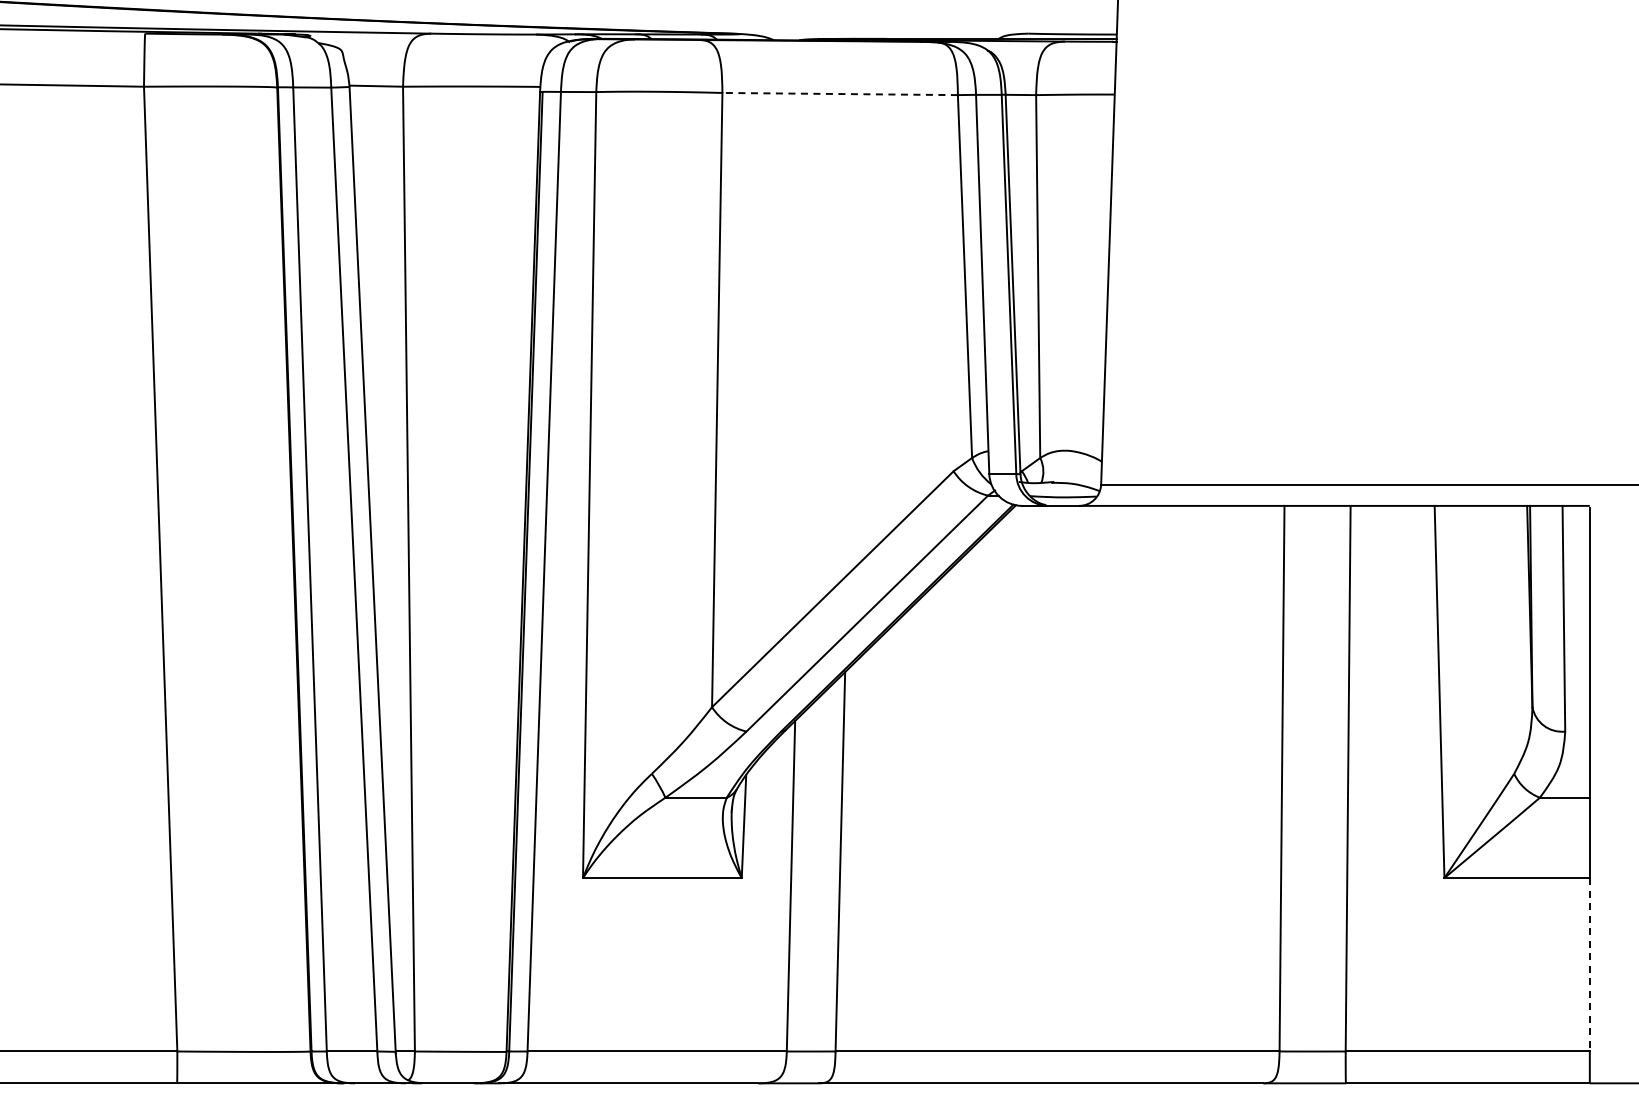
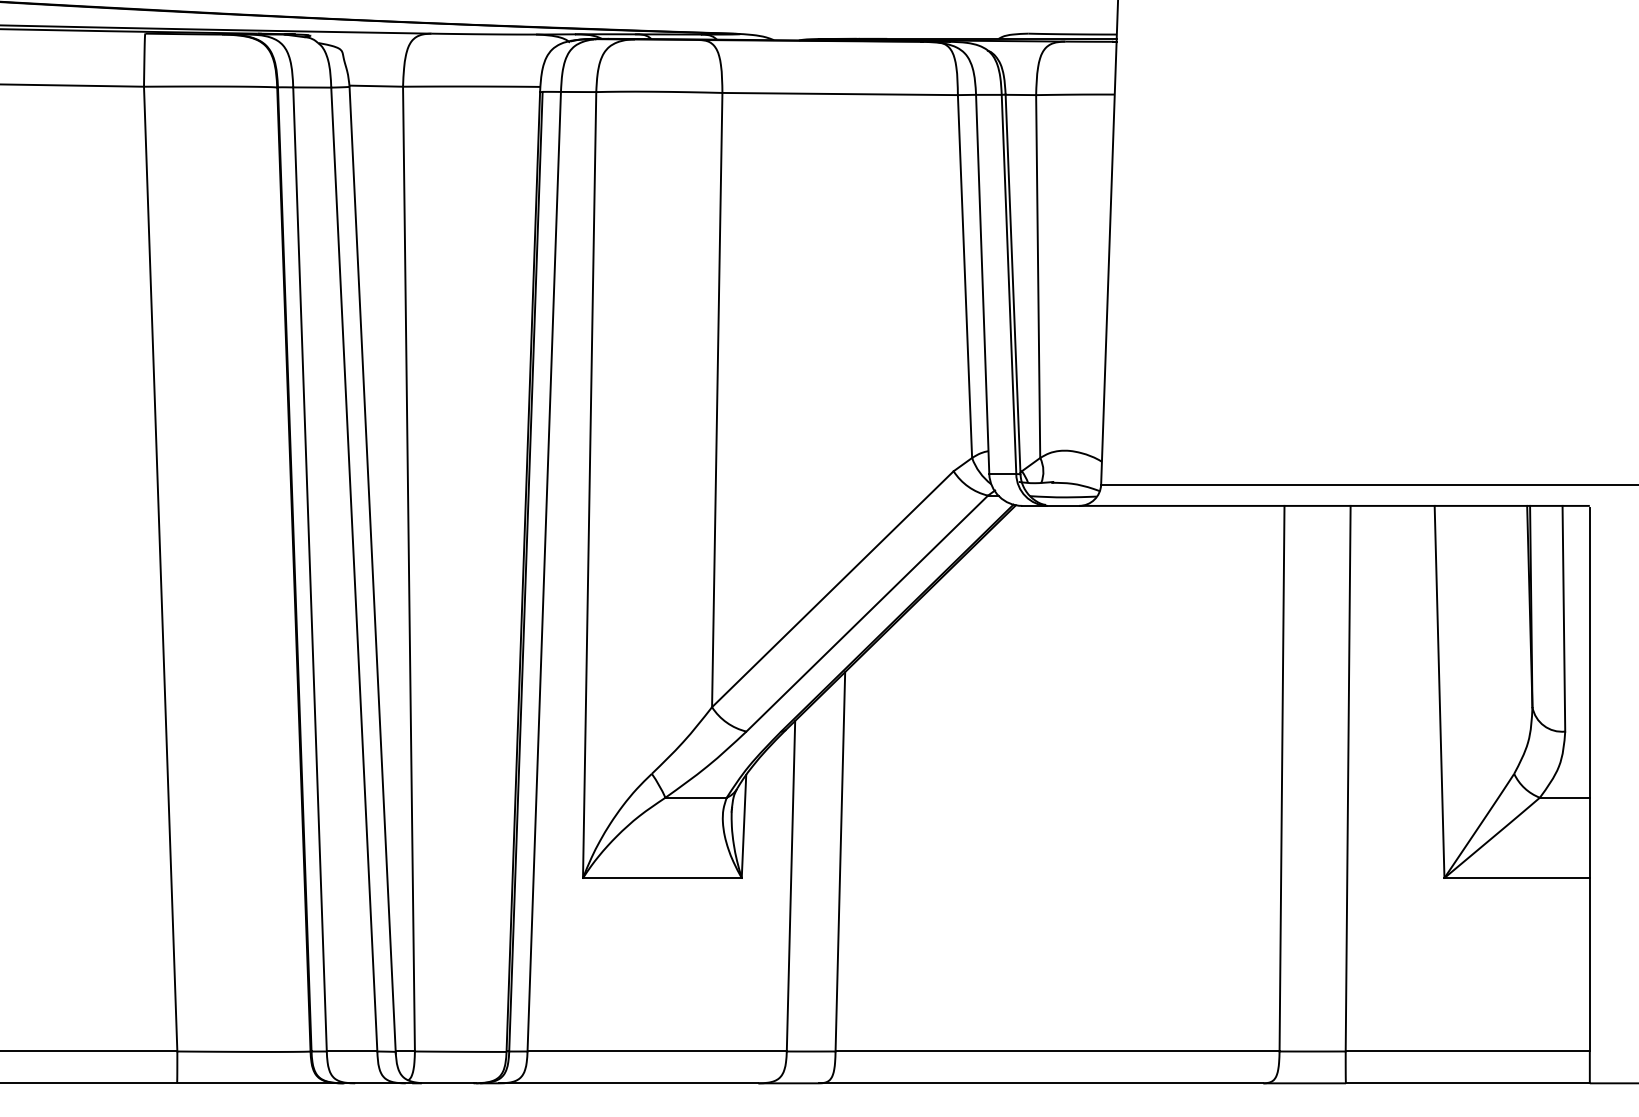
line: dashed -> solid (840, 94)
line: dashed -> solid (1589, 964)
